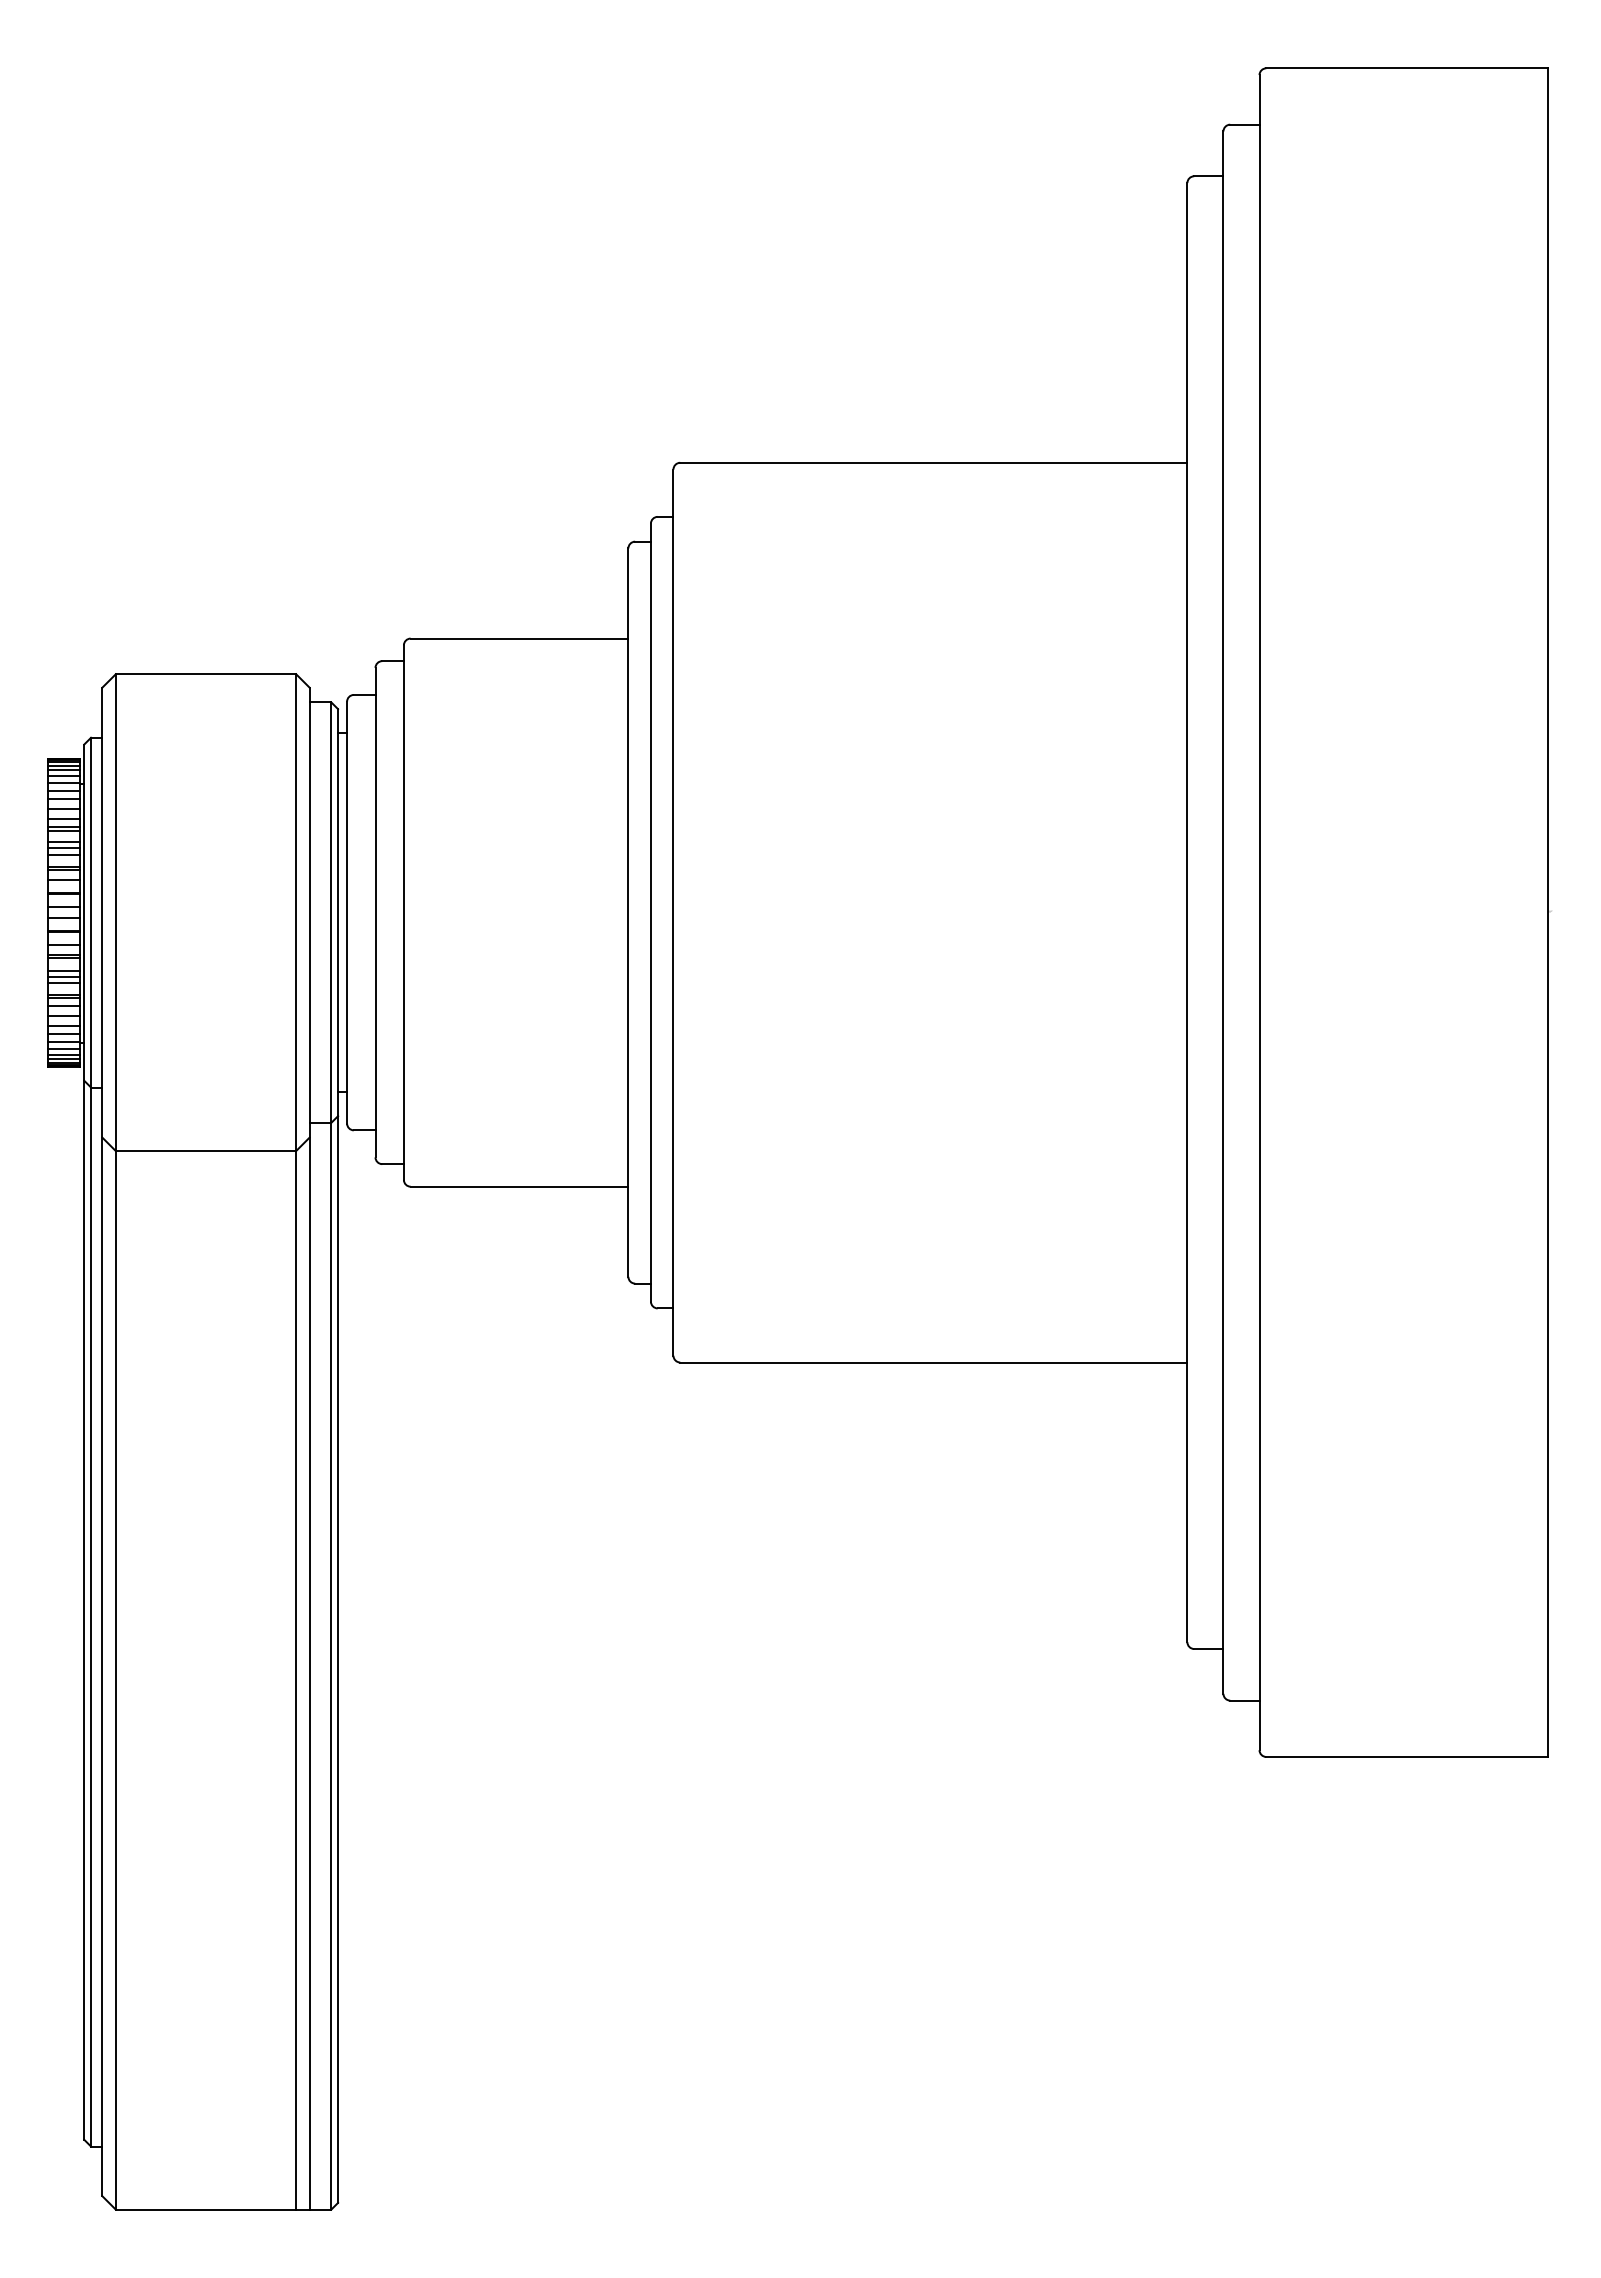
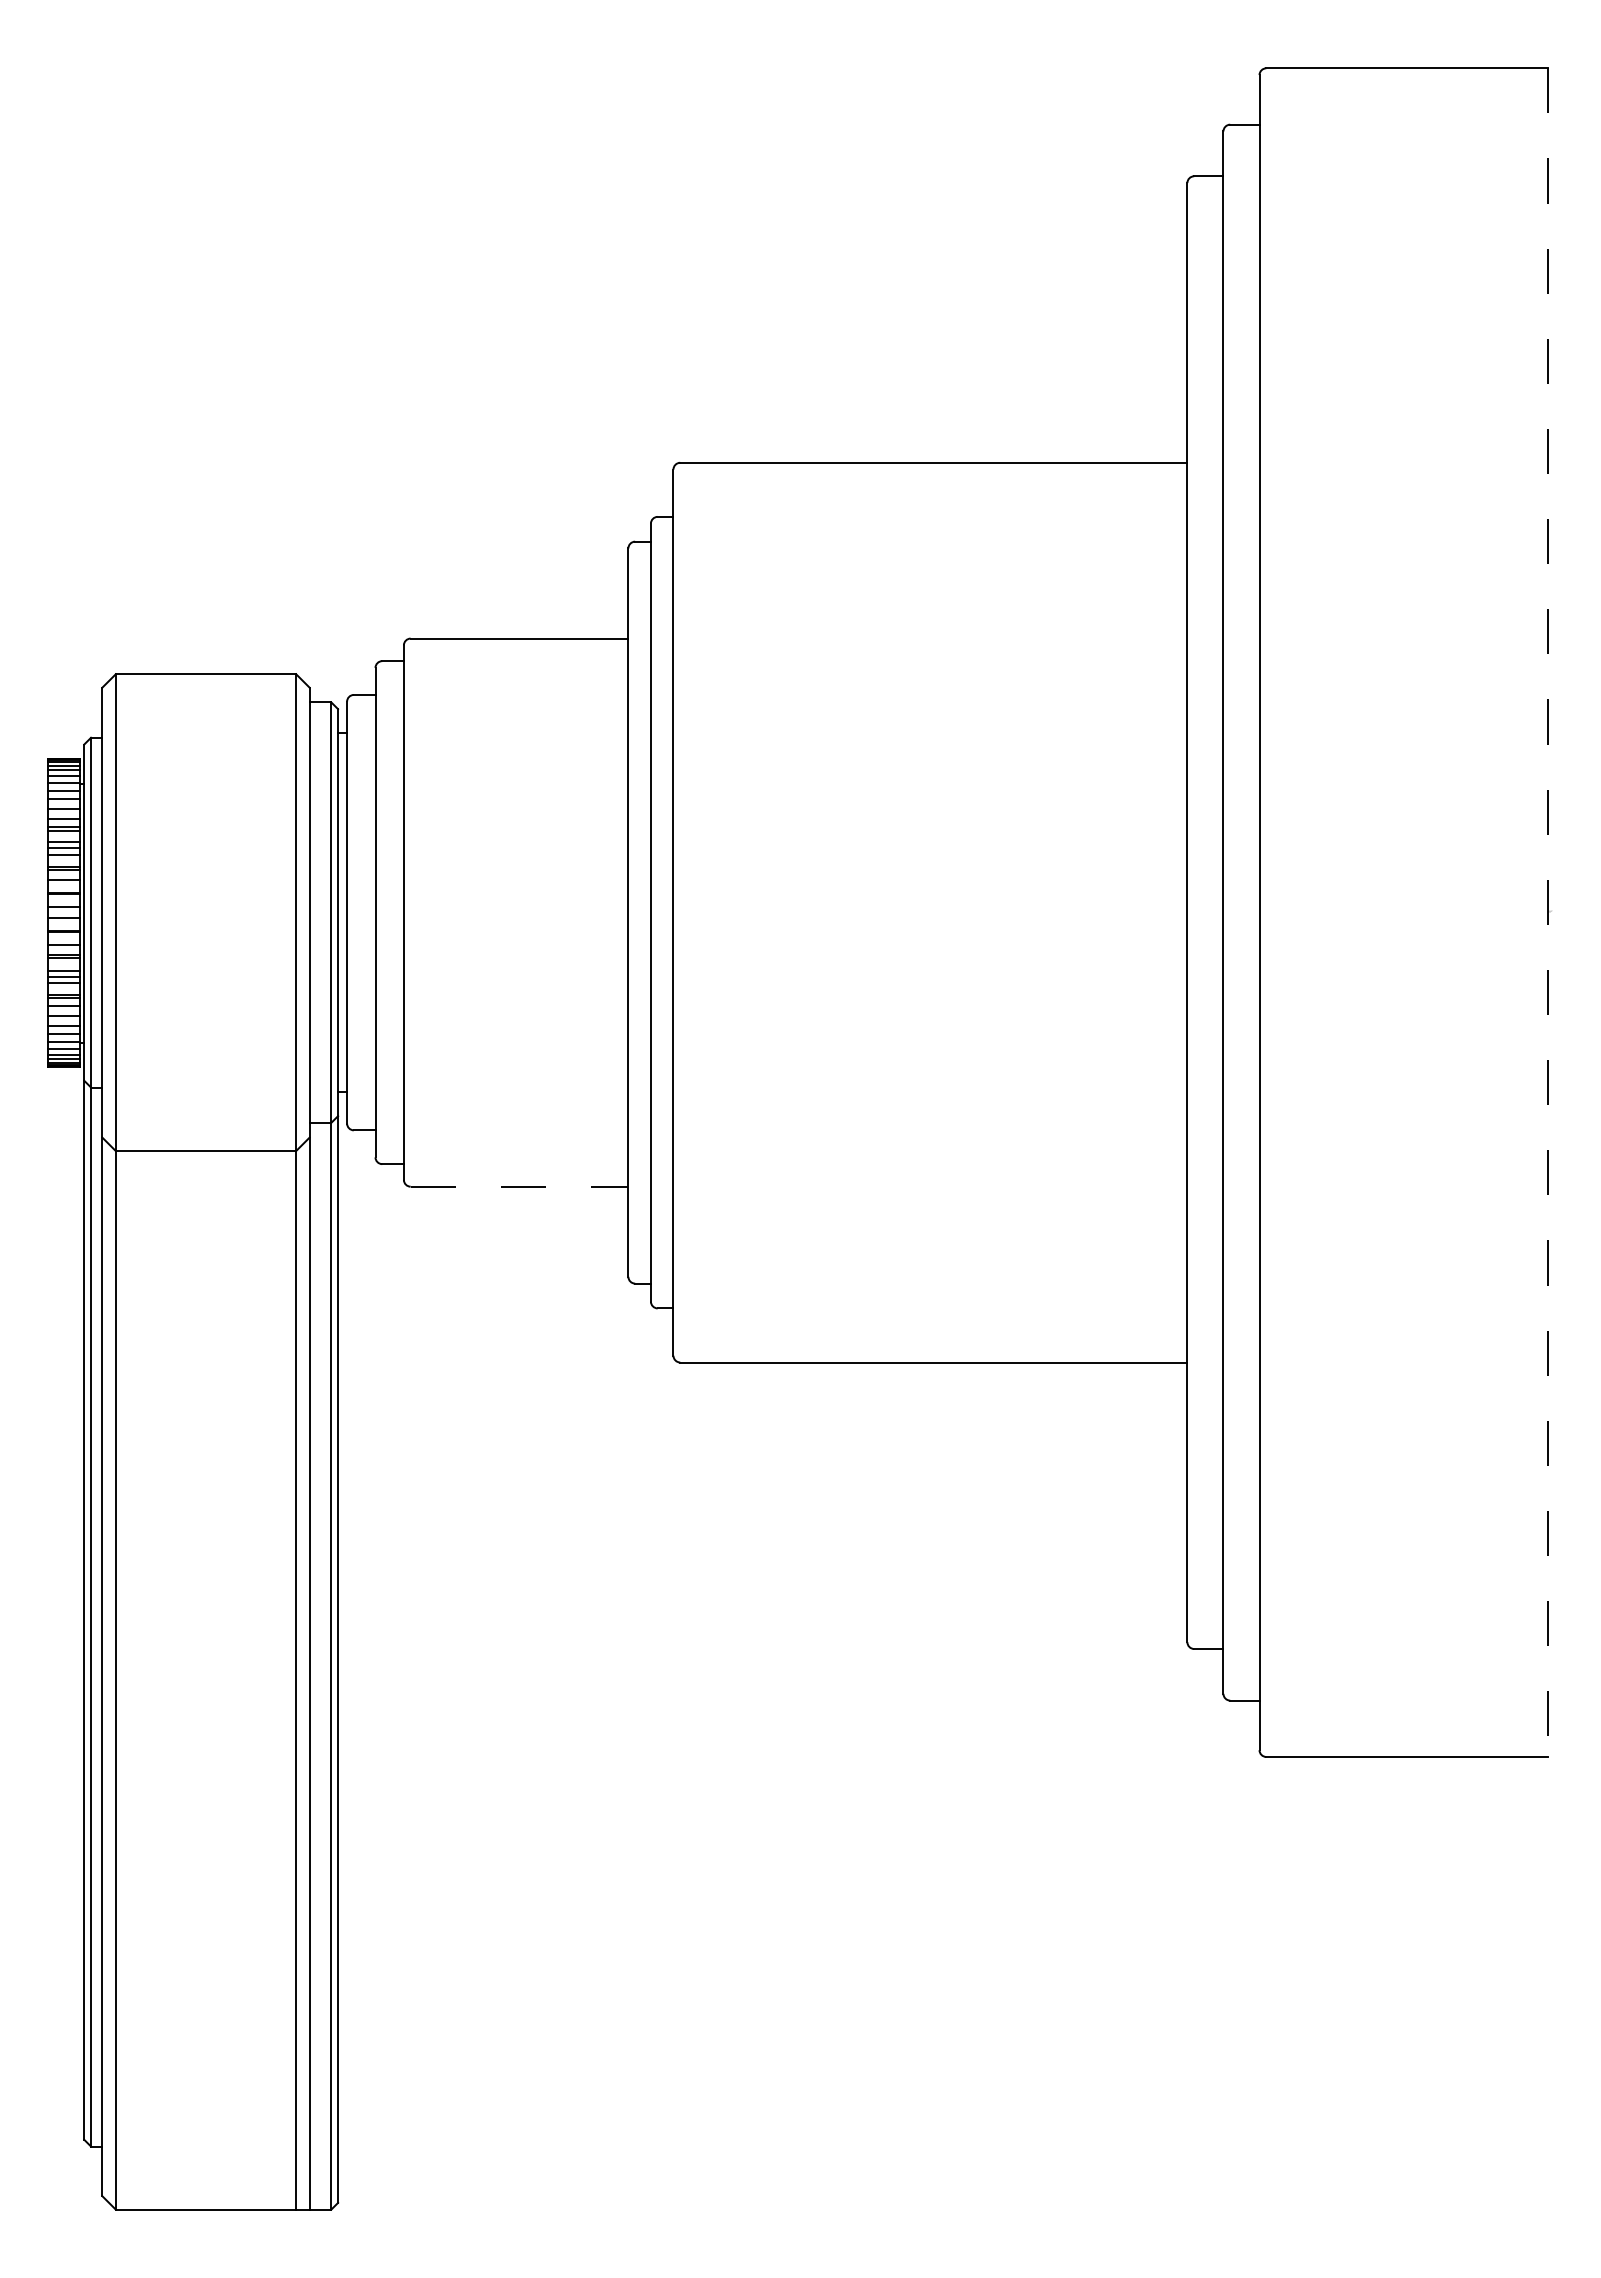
line: solid -> dashed (1548, 913)
line: solid -> dashed (519, 1186)
